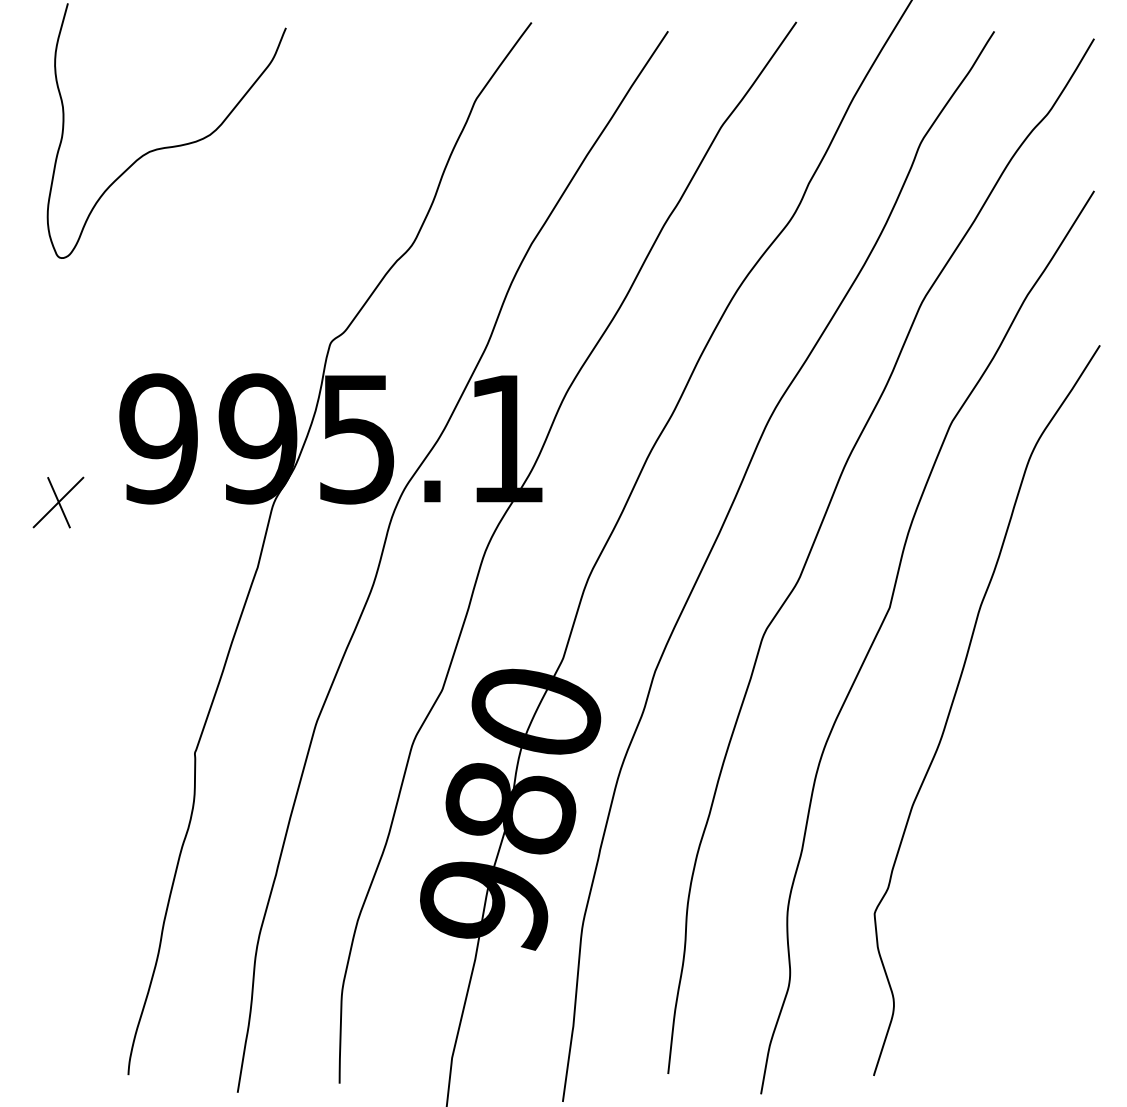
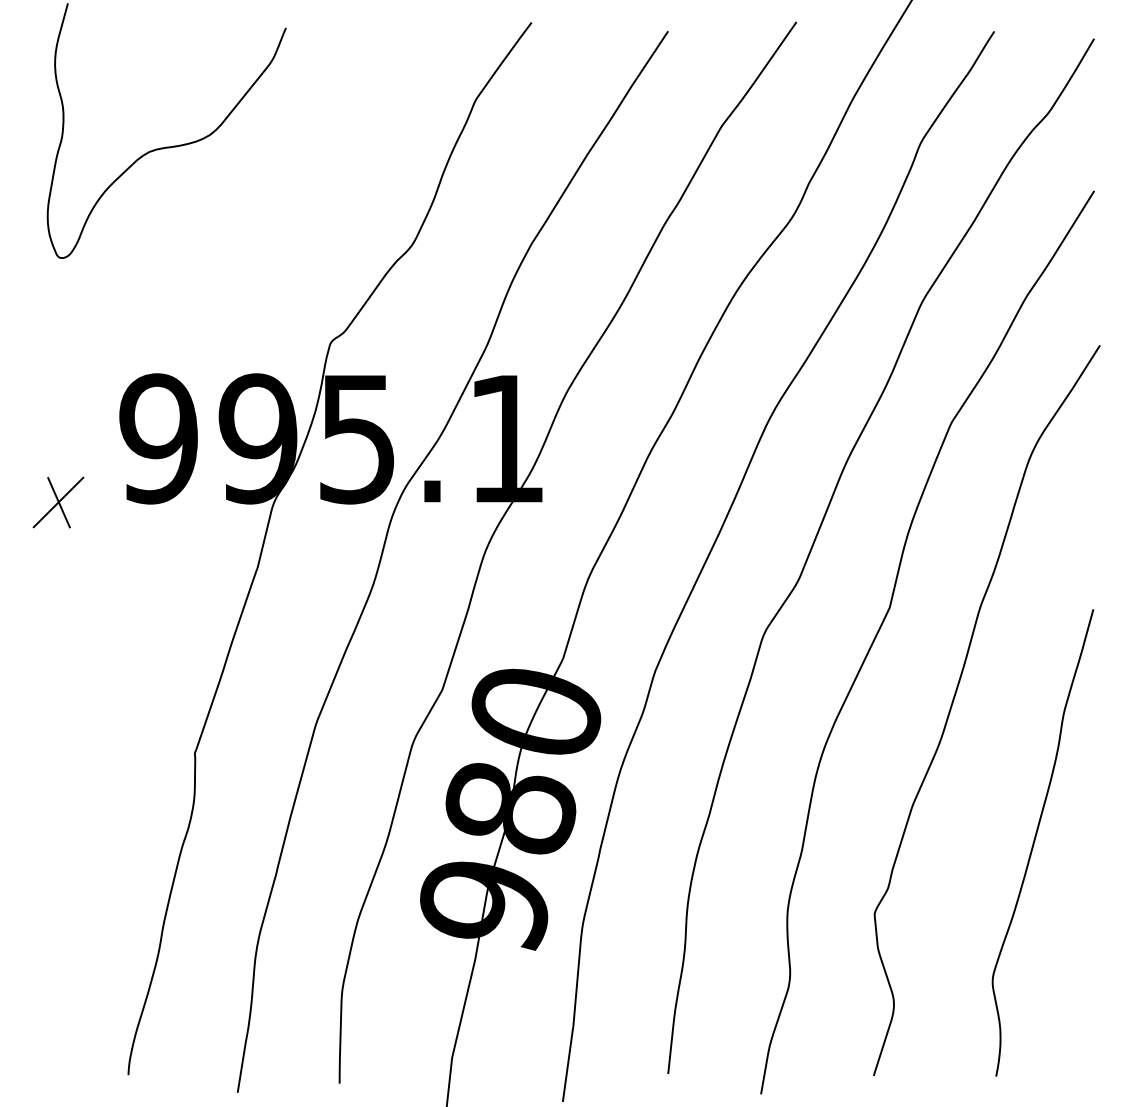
curve: none -> present (1035, 841)
